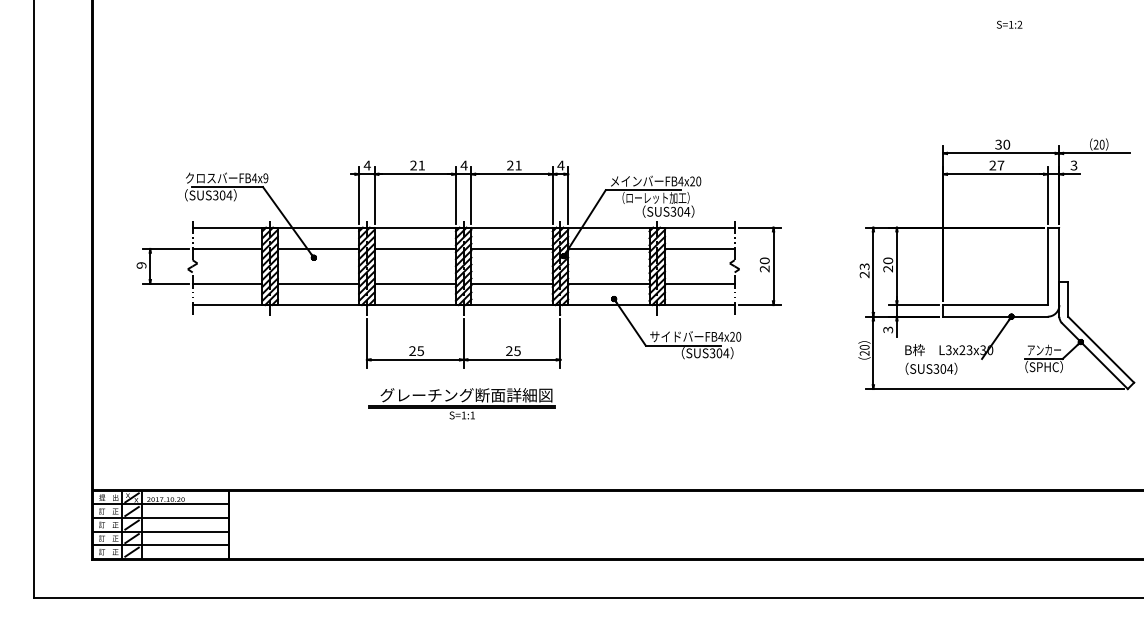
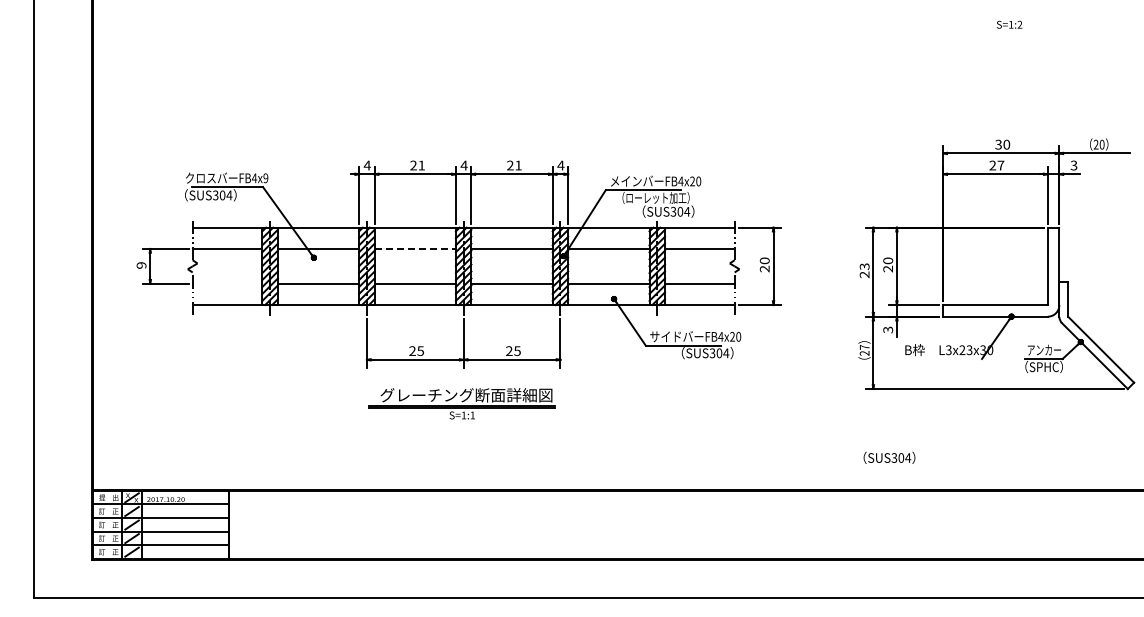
line: solid -> dashed (415, 248)
line: present -> none (227, 283)
text: 20 -> 27 (864, 347)
text position: (931, 368) -> (889, 457) (889, 457)
